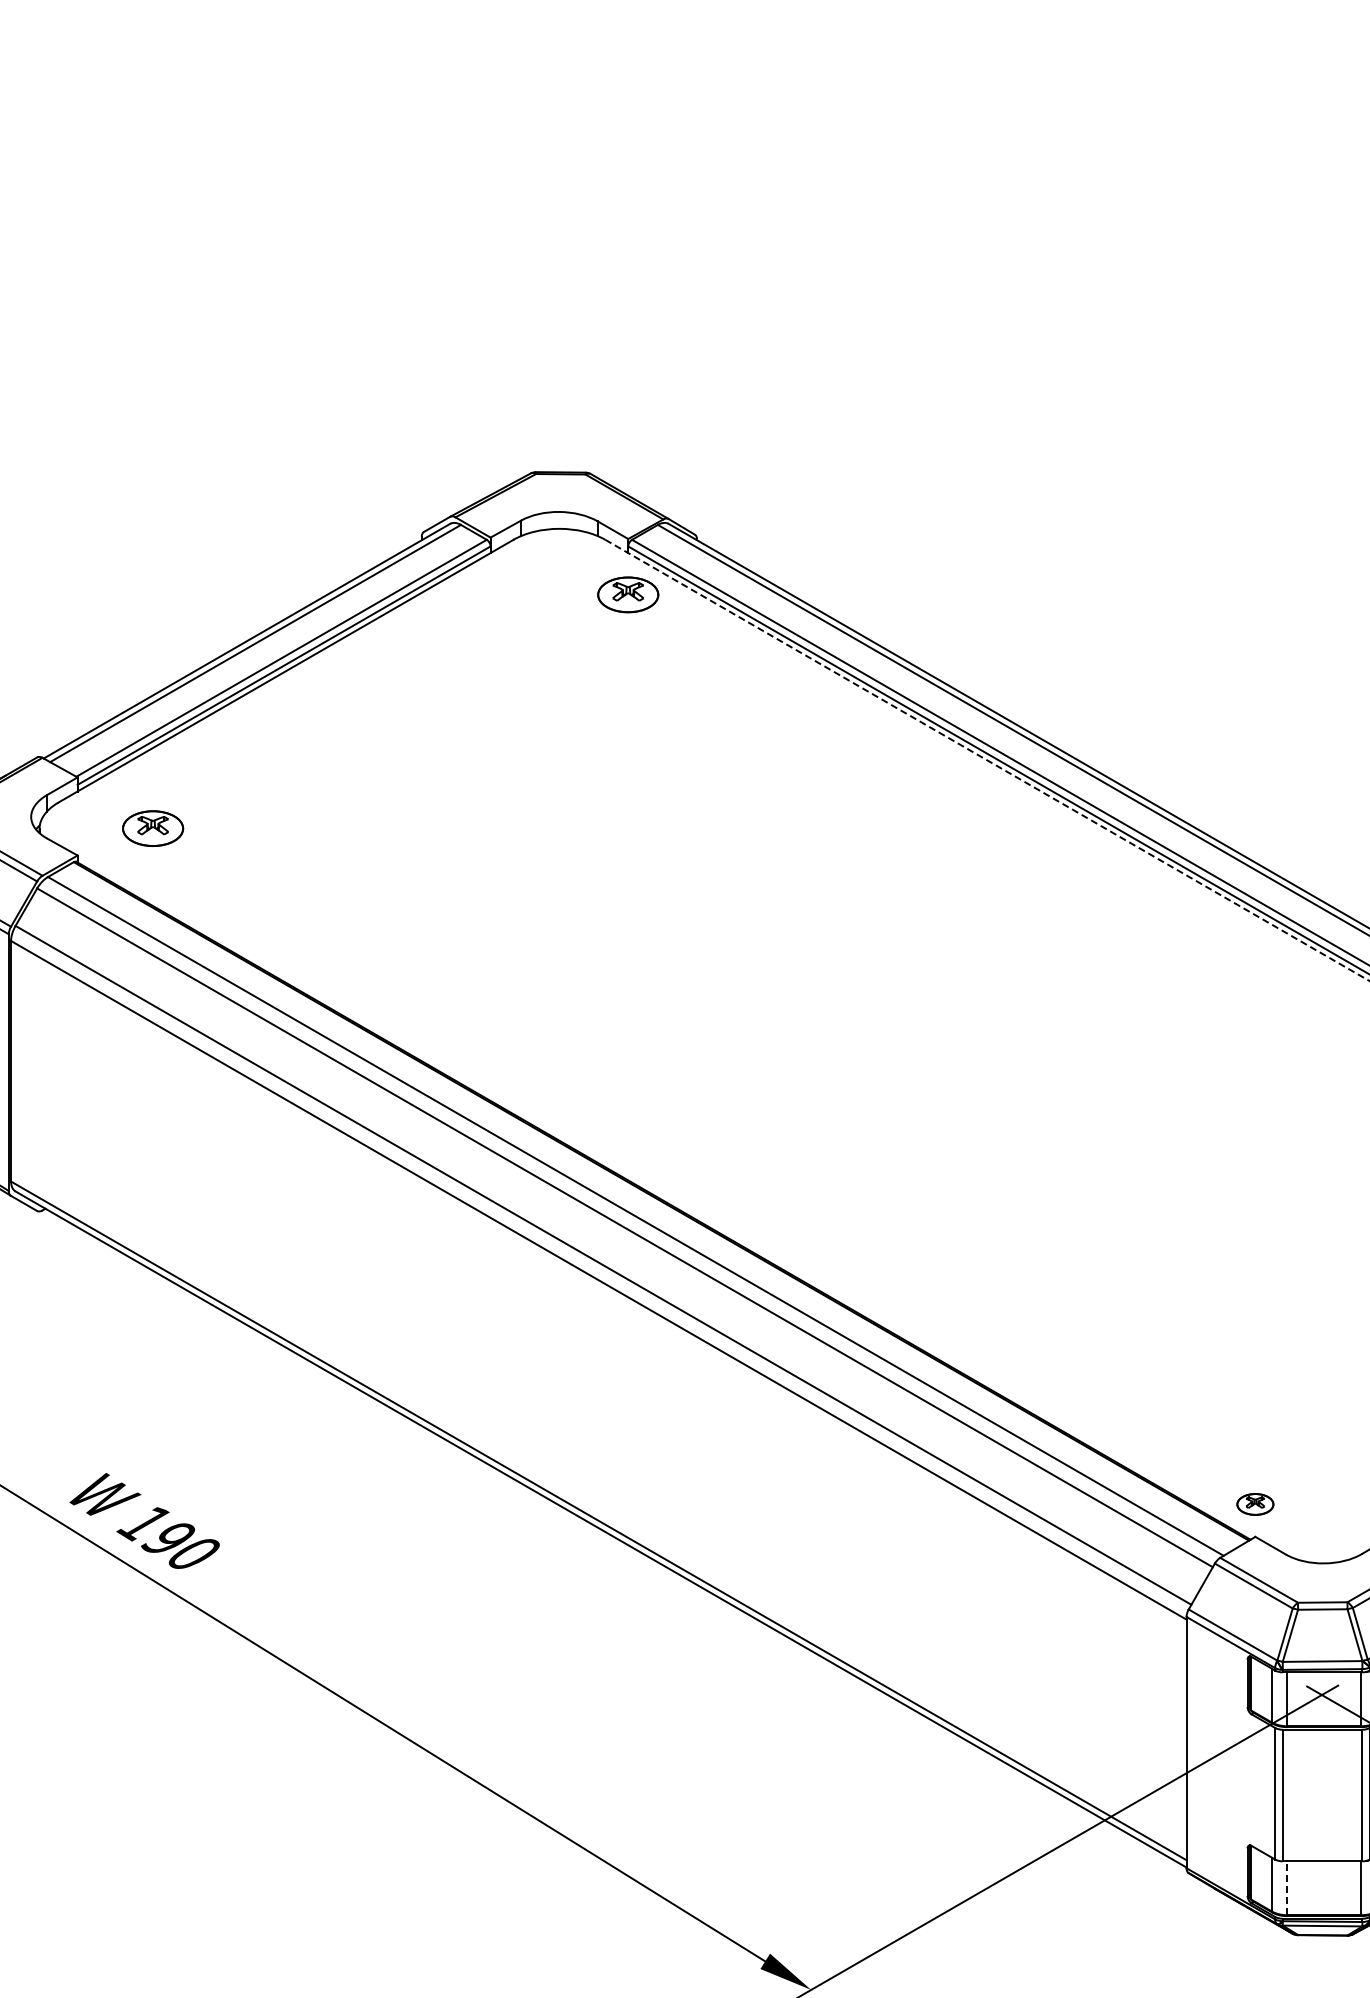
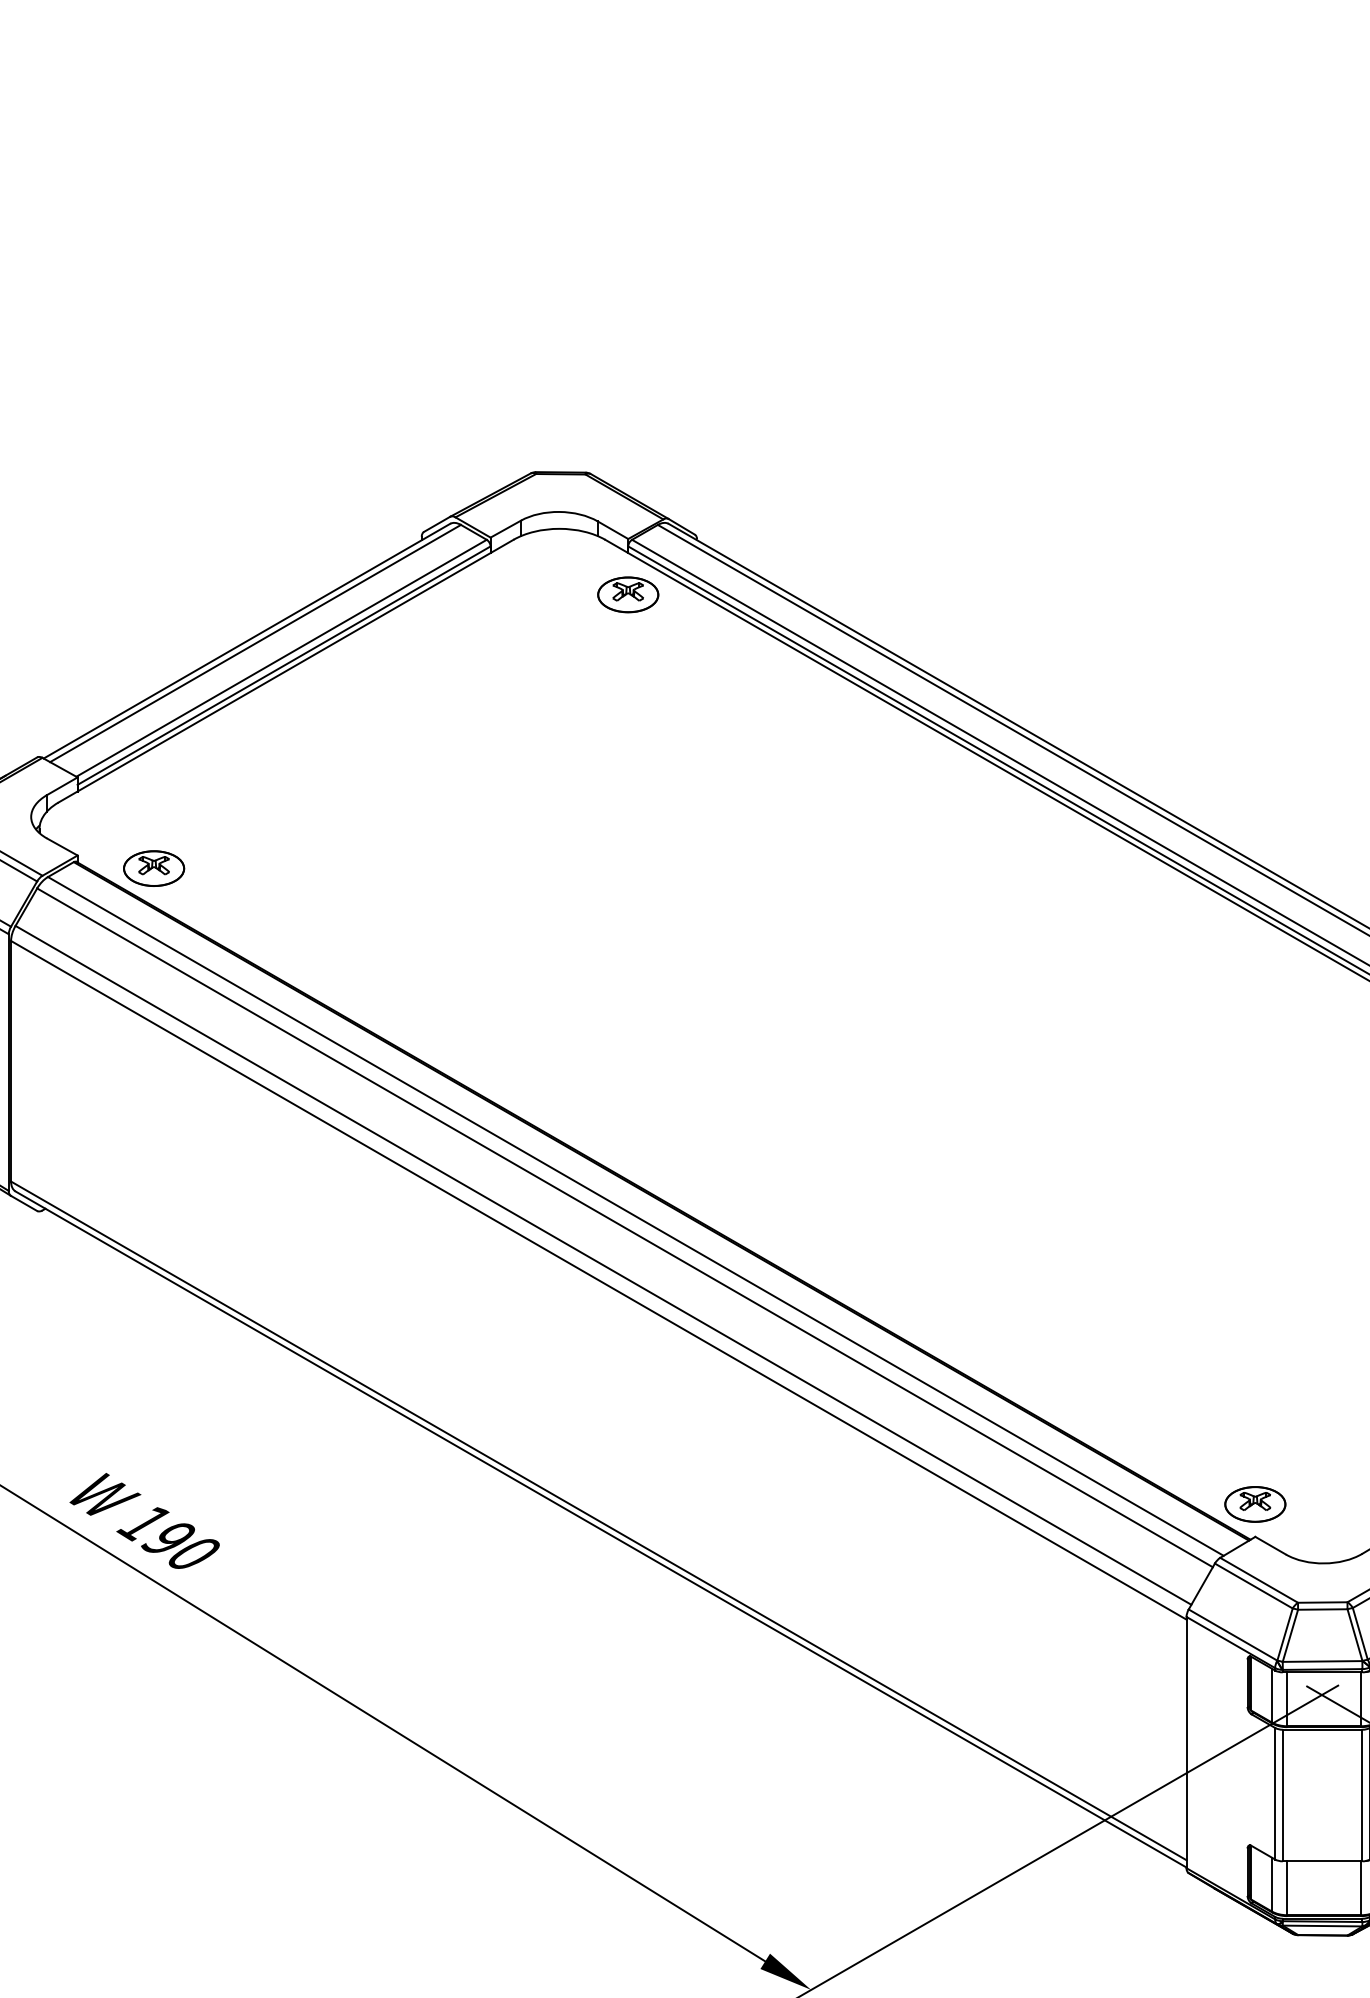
line: dashed -> solid (987, 760)
part position: (153, 828) -> (154, 868) (154, 868)
part size: 39x23 px -> 63x37 px (1255, 1504)
line: dashed -> solid (1287, 1888)
